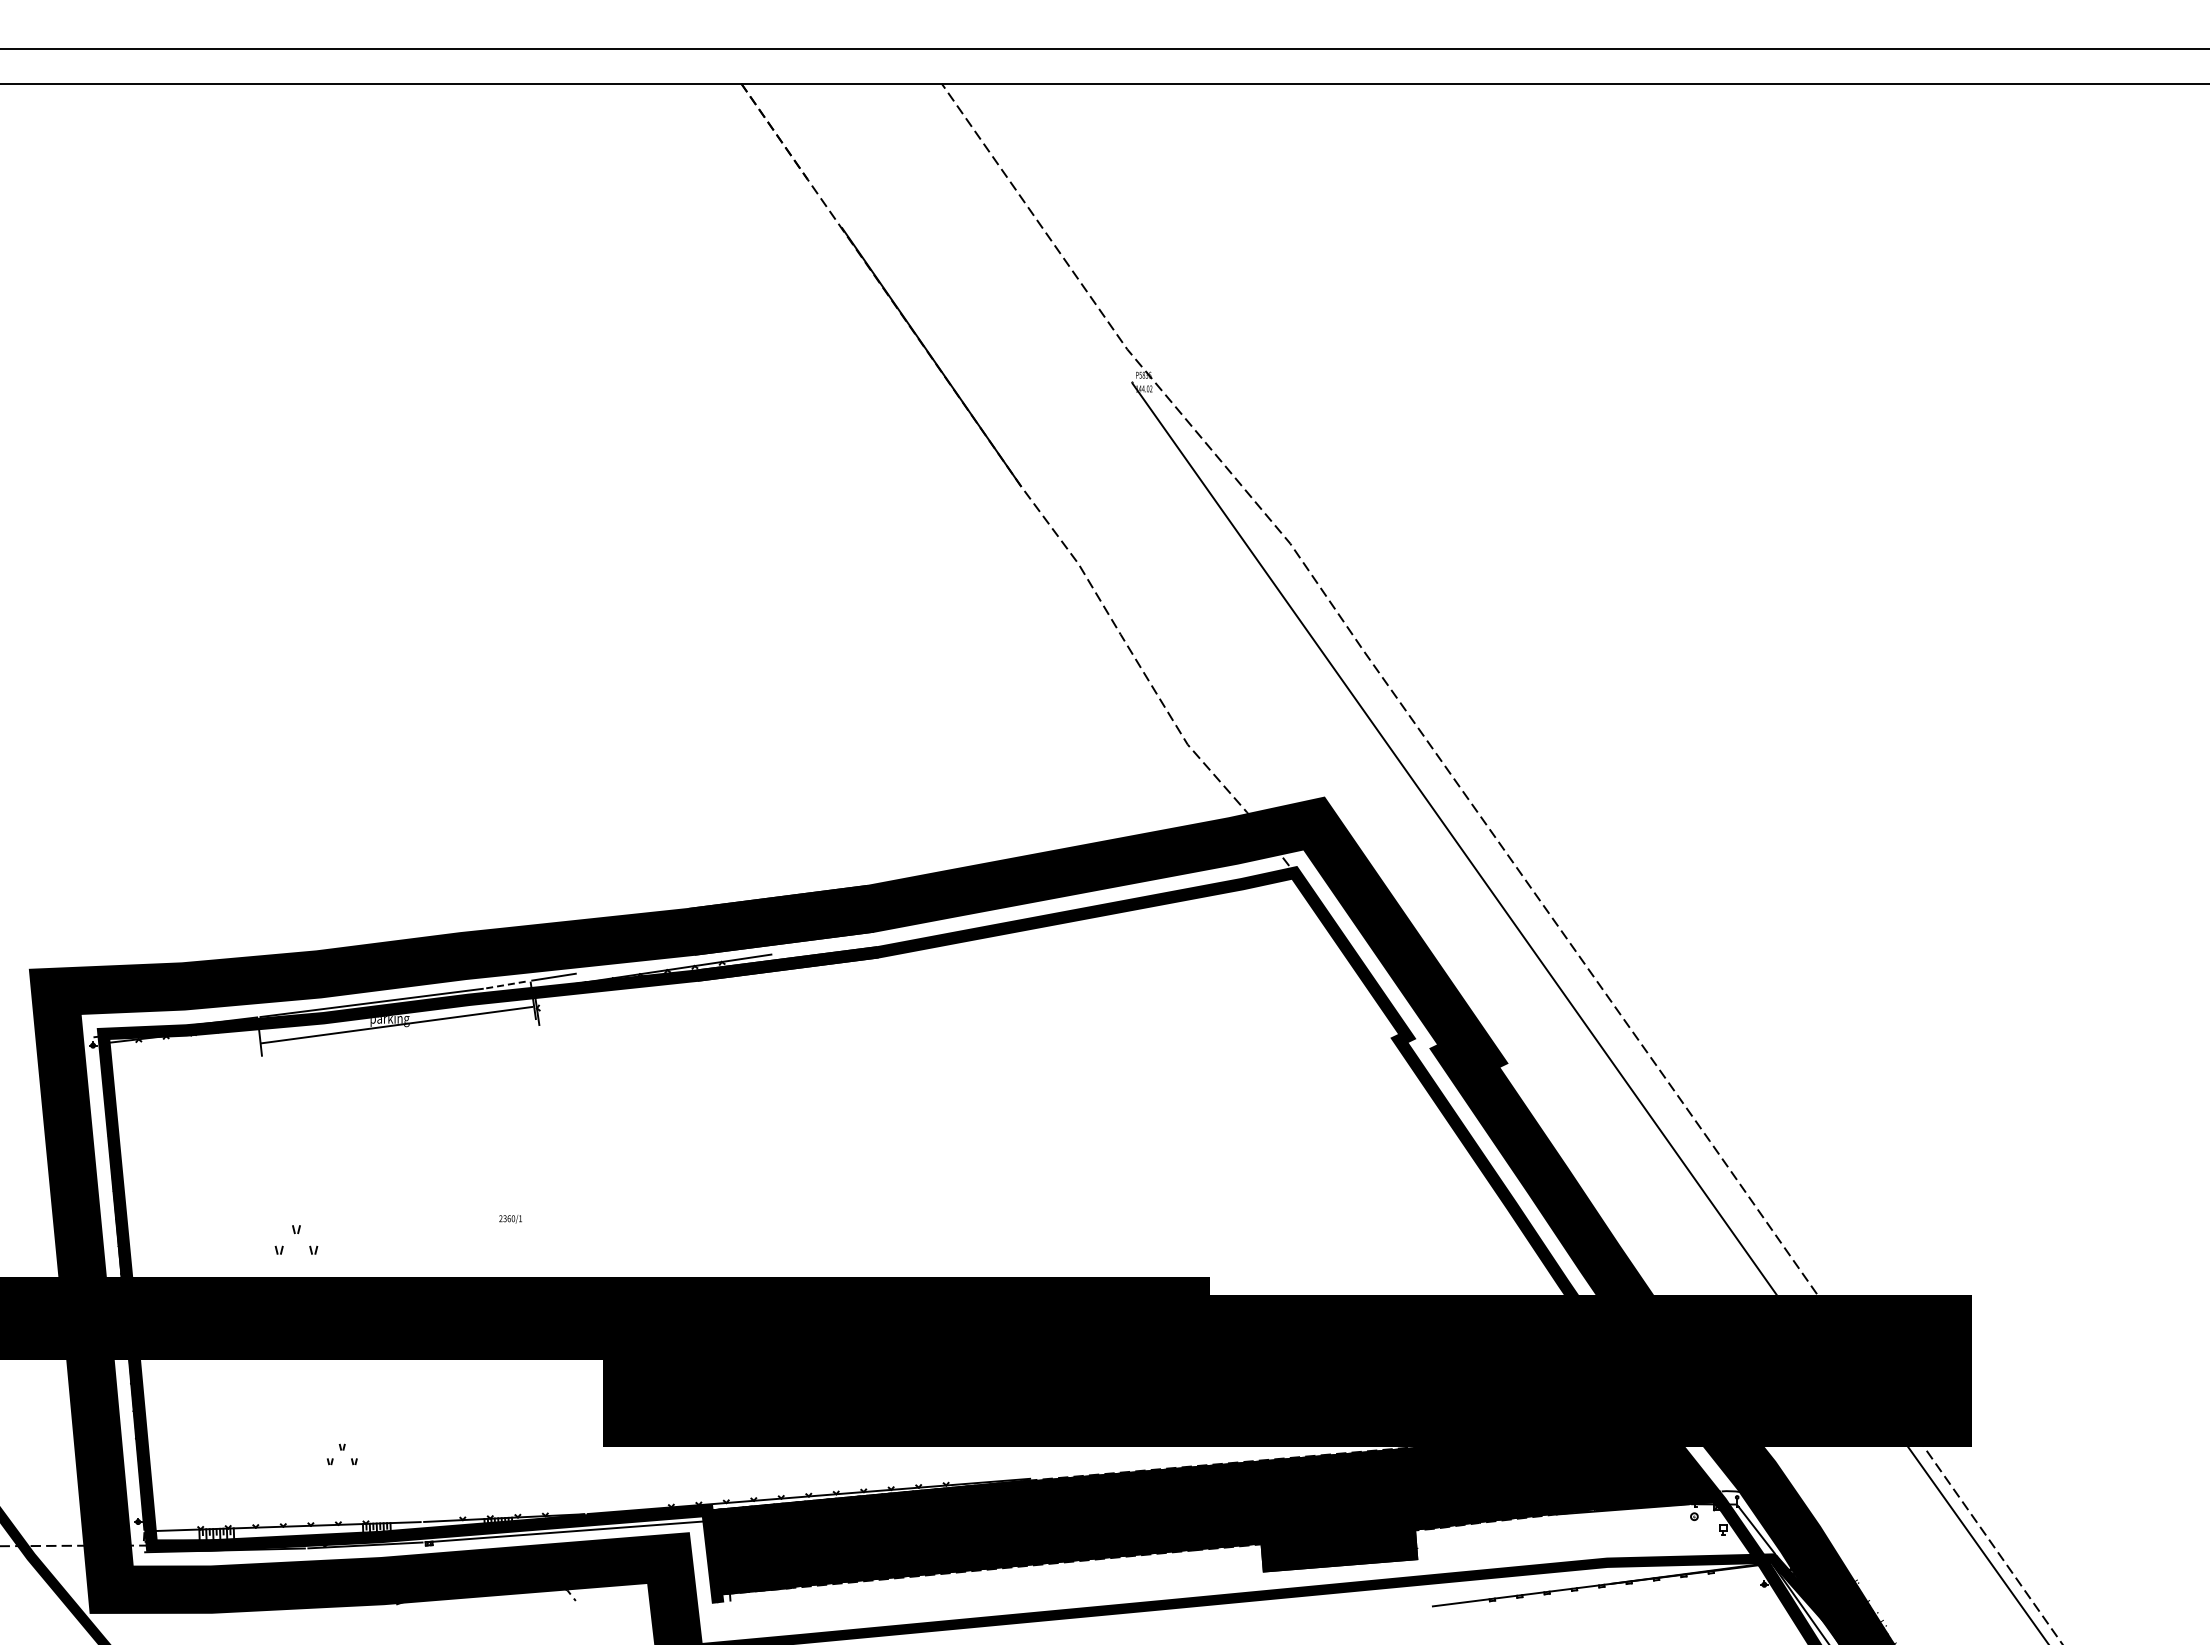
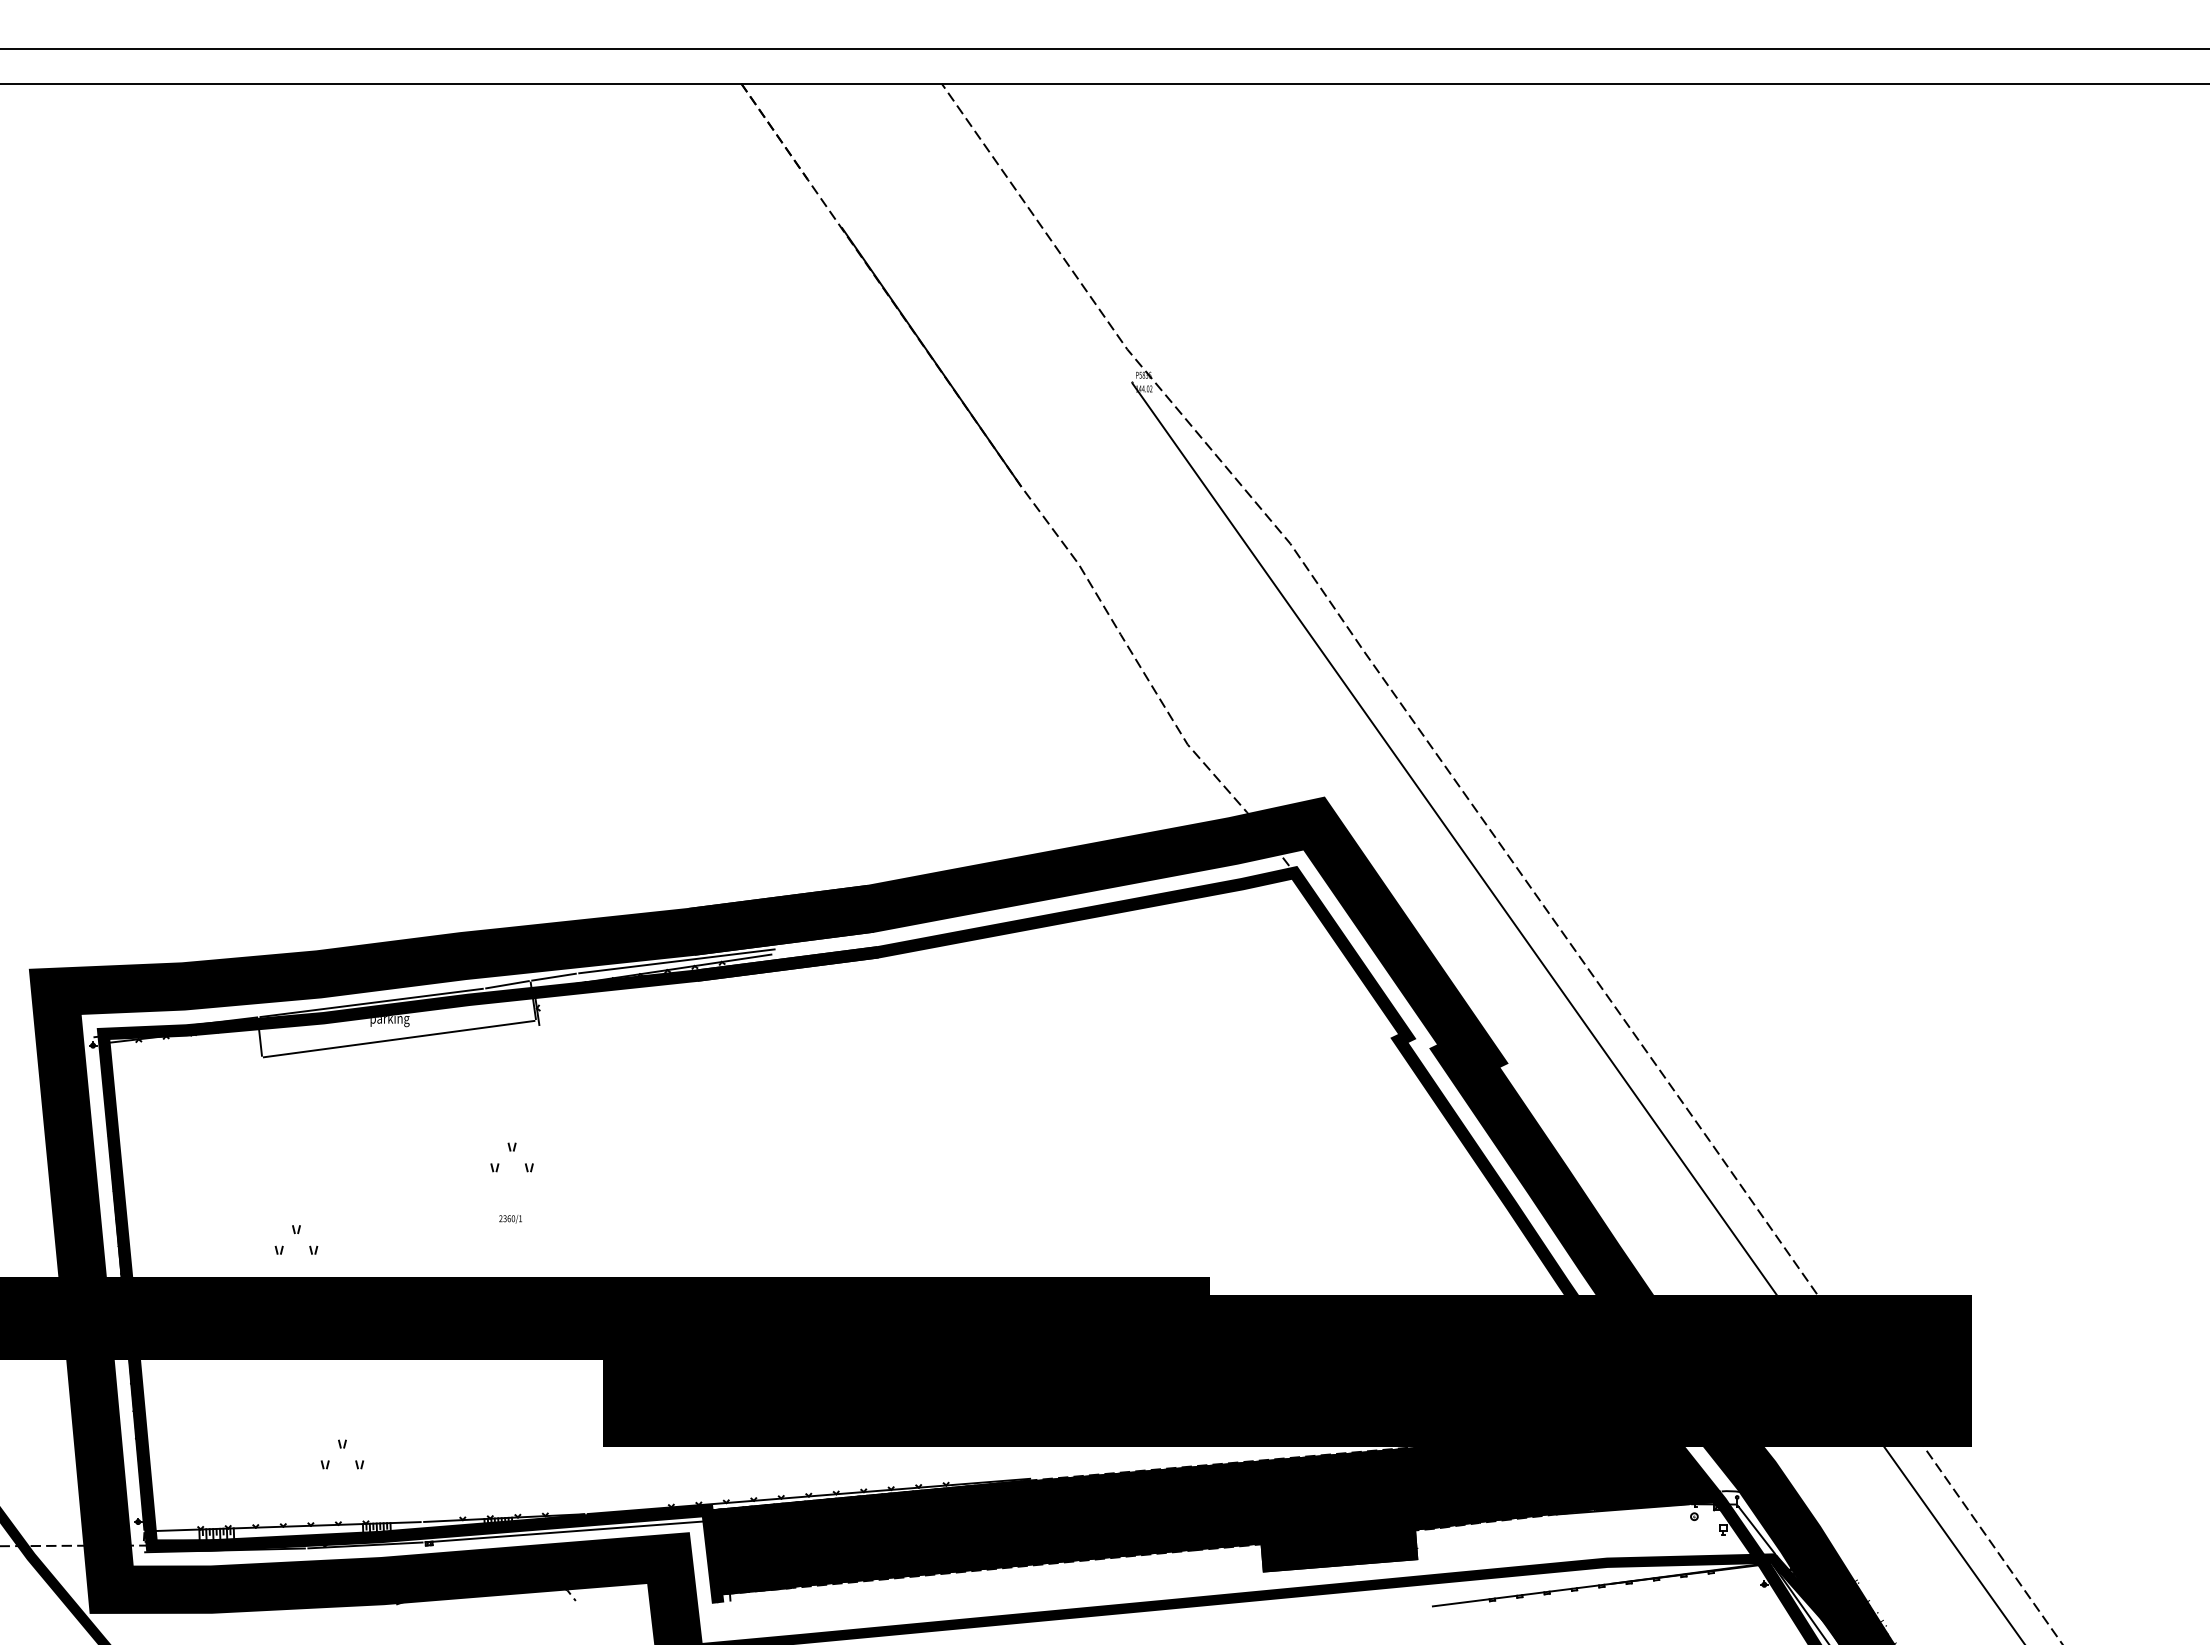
line: none -> present (676, 961)
line: dashed -> solid (507, 984)
line position: (396, 1024) -> (398, 1038) (398, 1038)
part: none -> present (511, 1157)
part size: 31x23 px -> 44x31 px (341, 1454)
line position: (1969, 1532) -> (1949, 1538) (1949, 1538)
